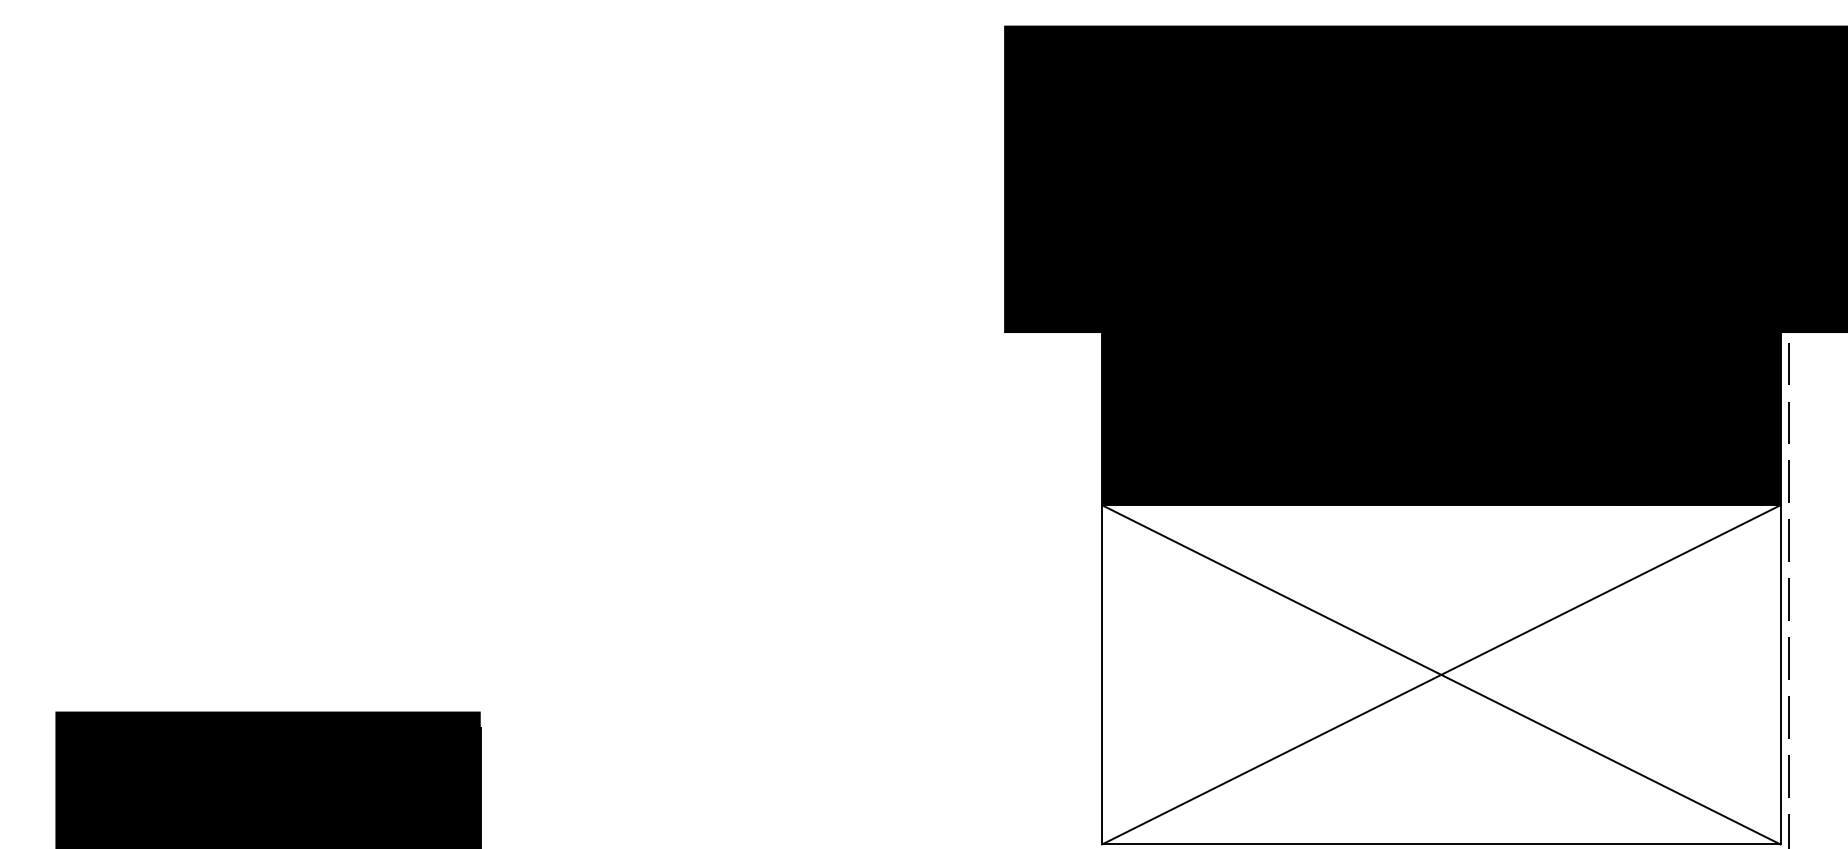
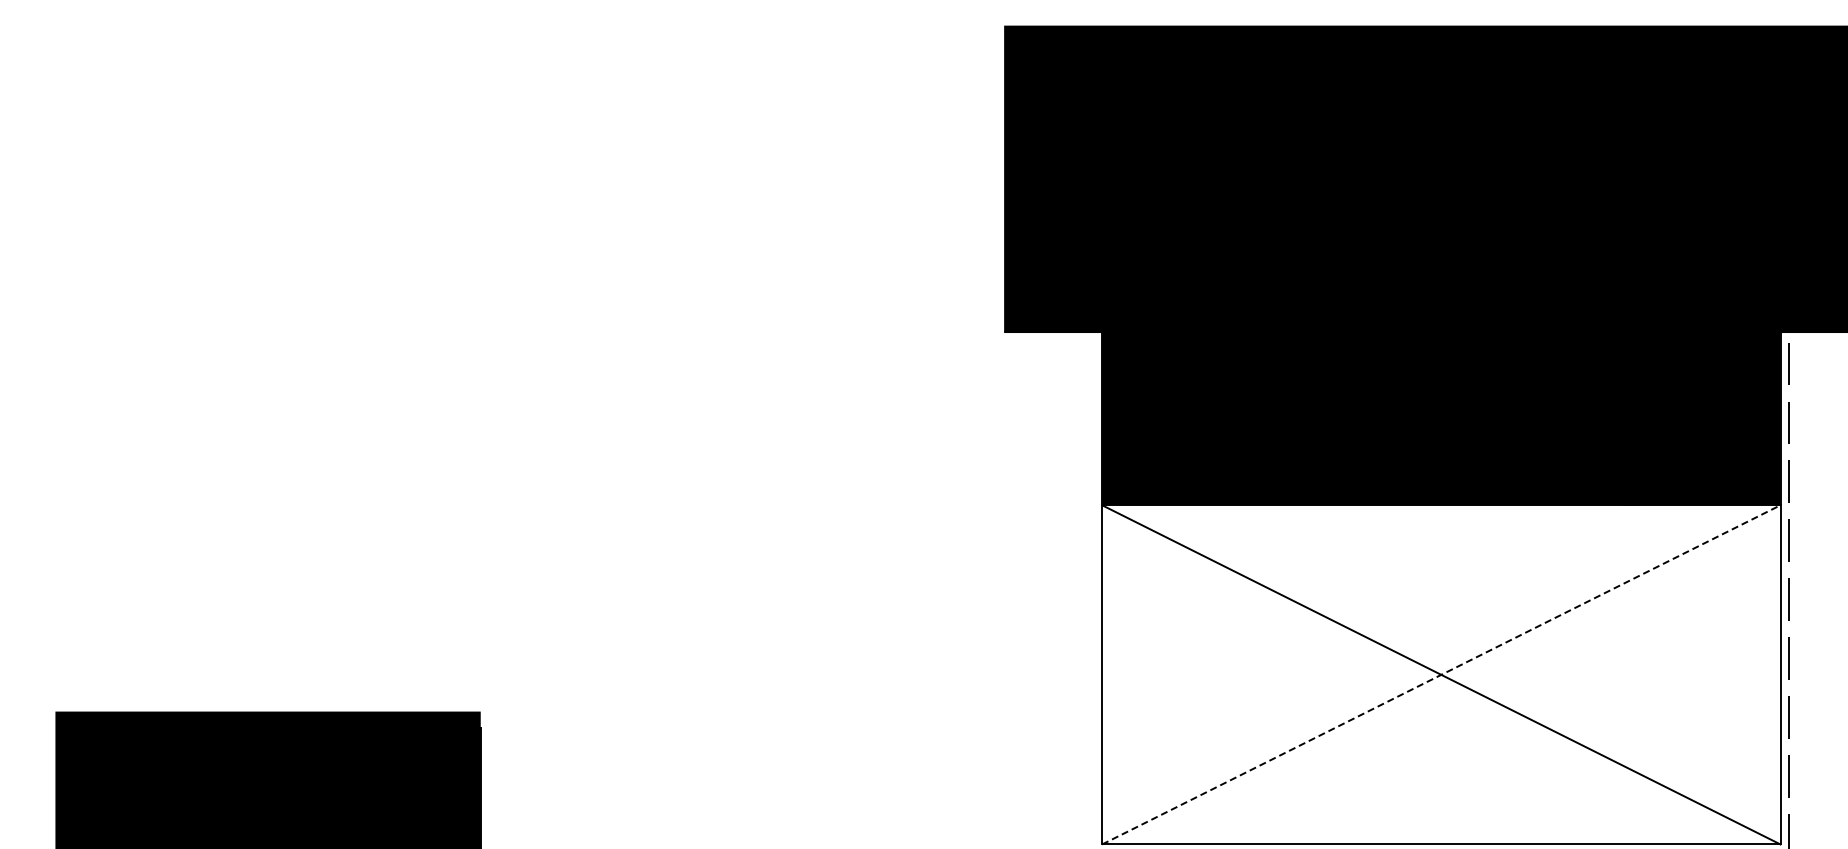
line: solid -> dashed (1441, 674)
